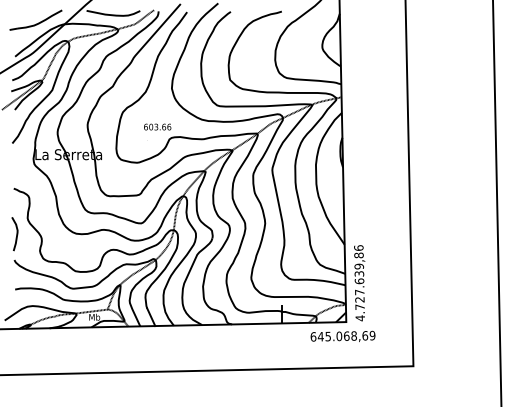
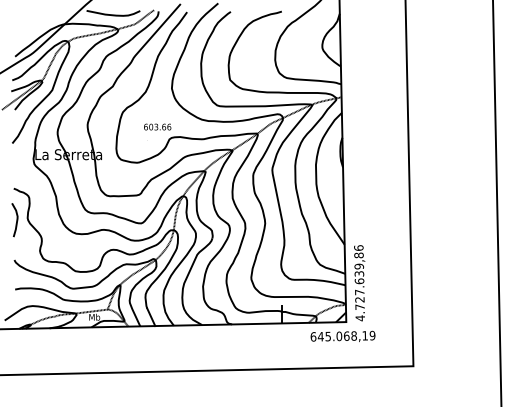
part: present -> none (35, 19)
curve position: (16, 234) -> (16, 220) (16, 220)
text: 645.068,69 -> 645.068,19 (365, 335)
